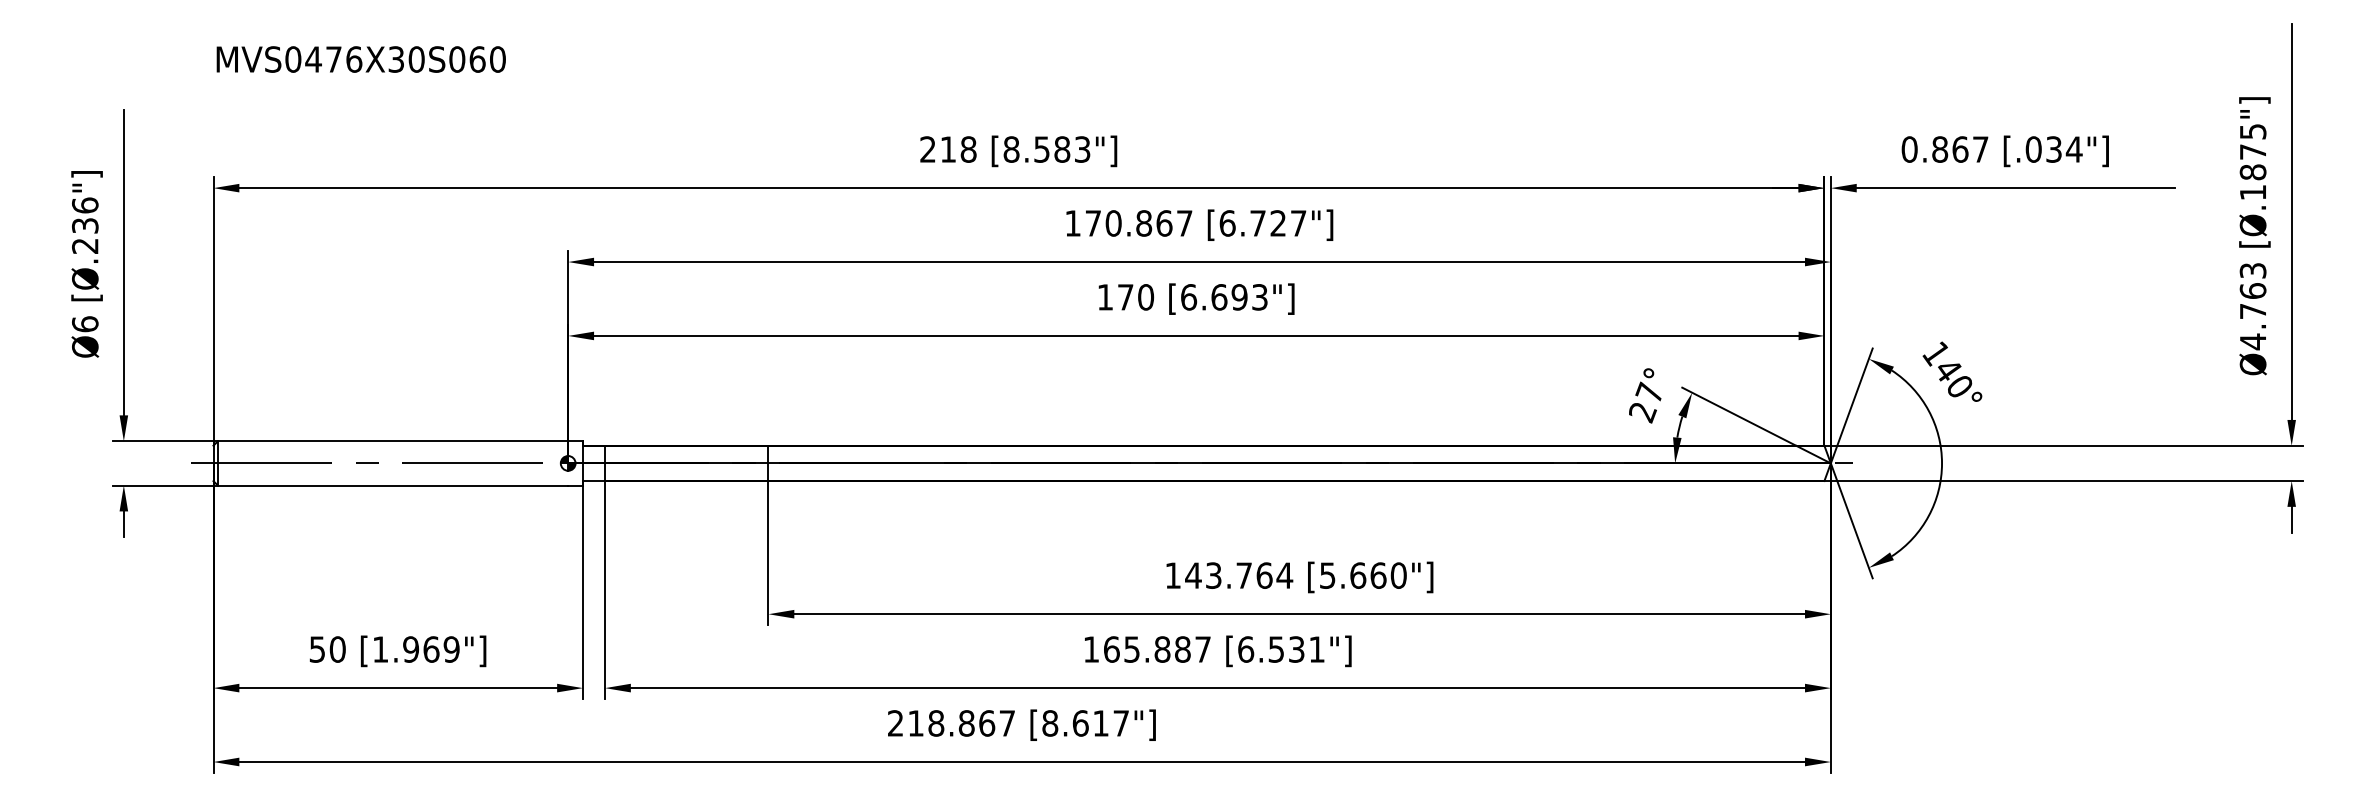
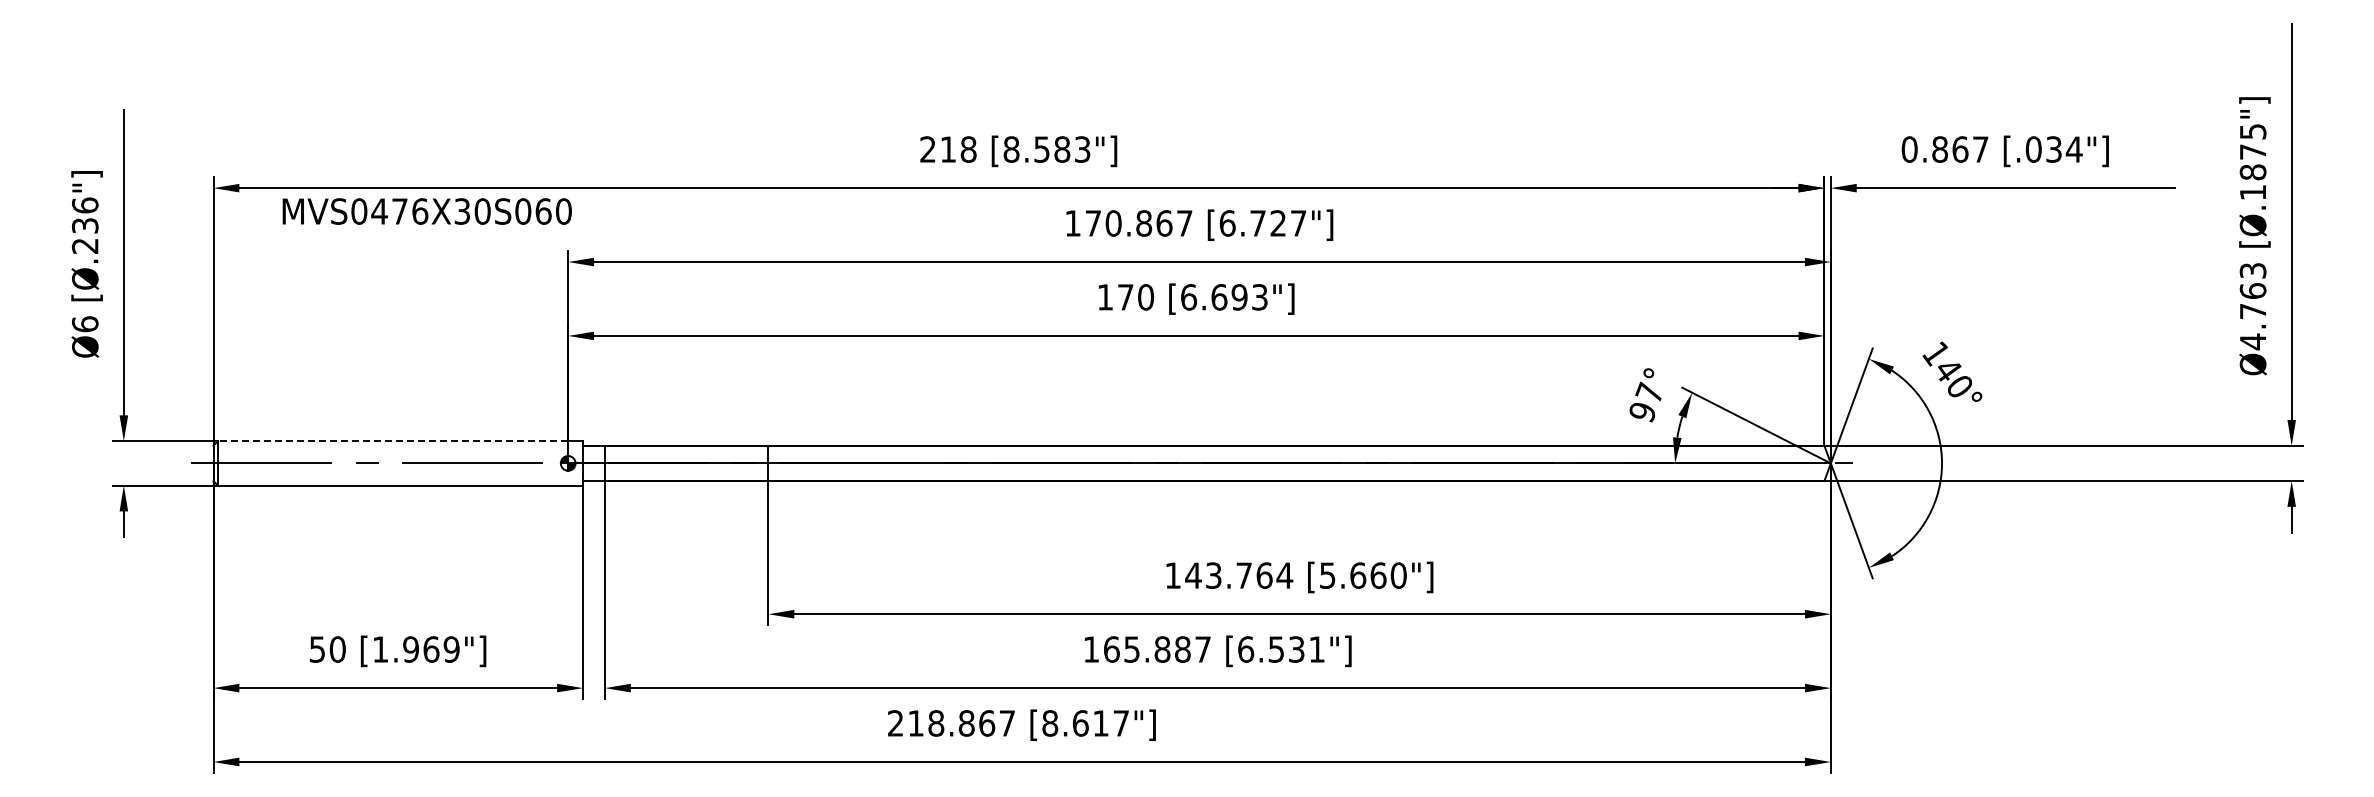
text position: (360, 59) -> (426, 211) (426, 211)
text: 27° -> 97° (1642, 413)
line: solid -> dashed (392, 441)
